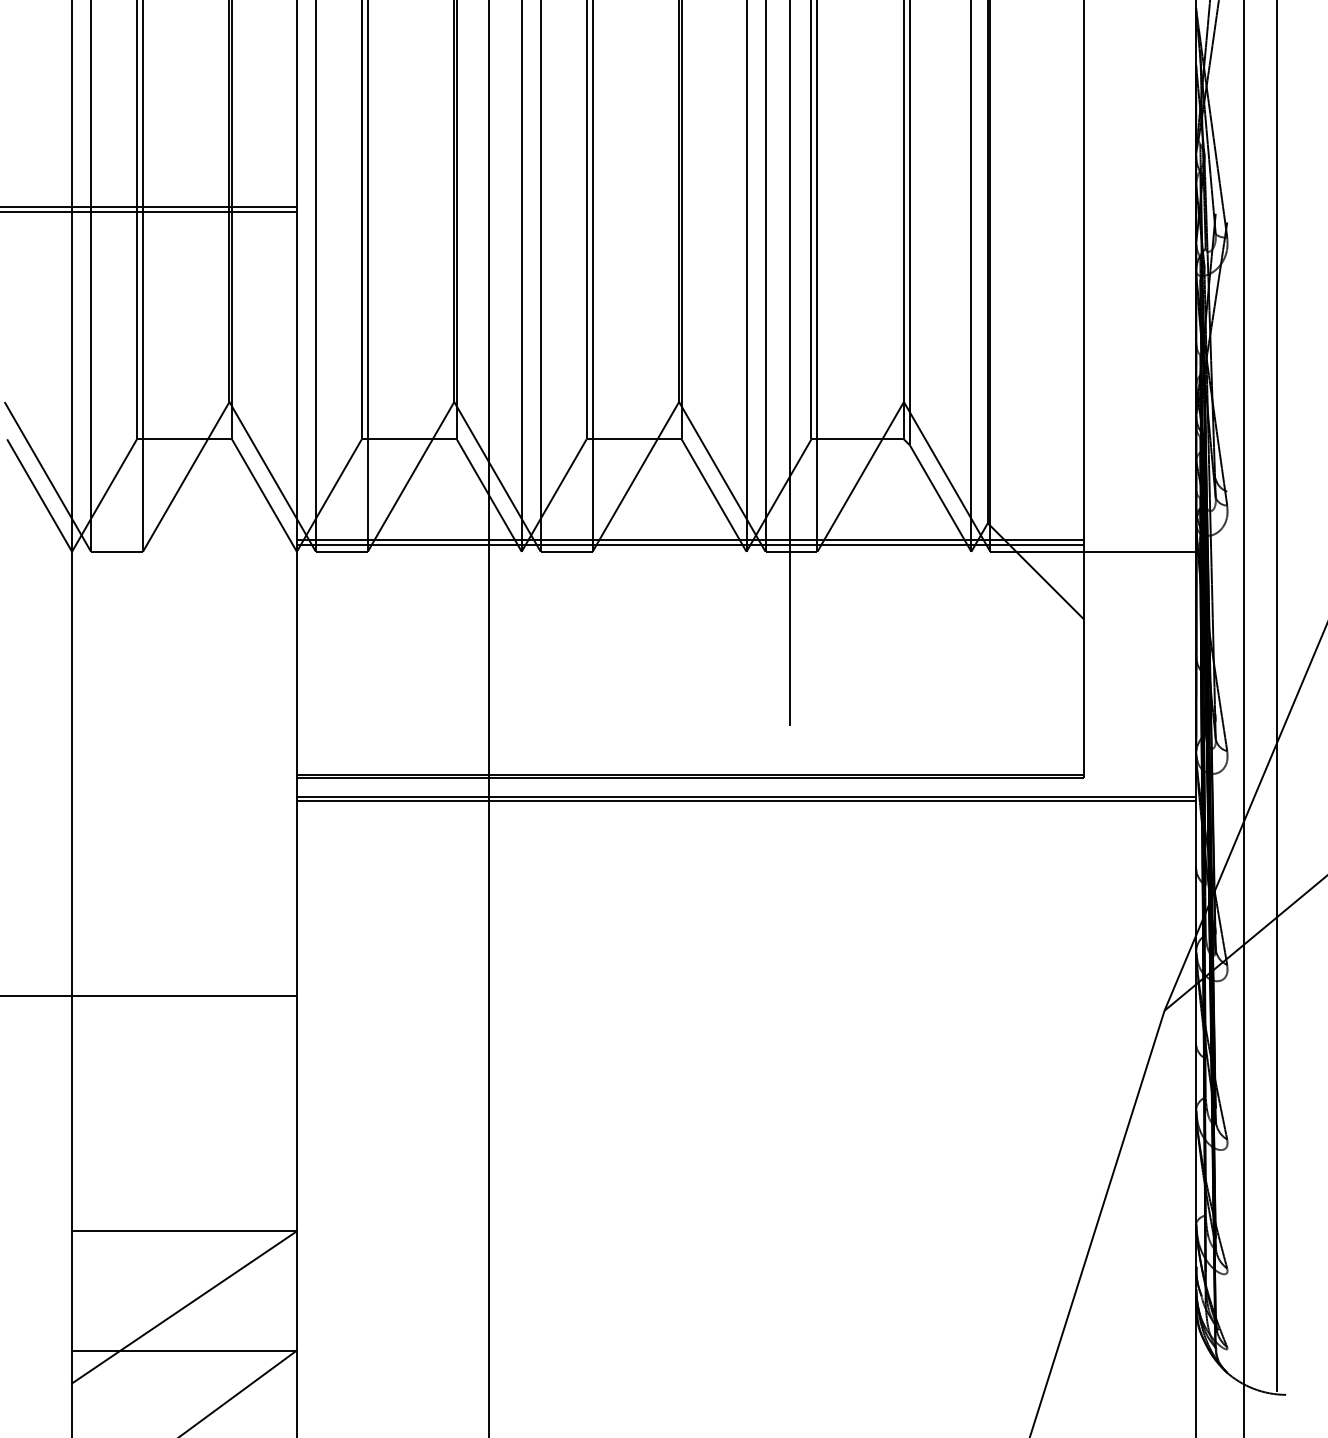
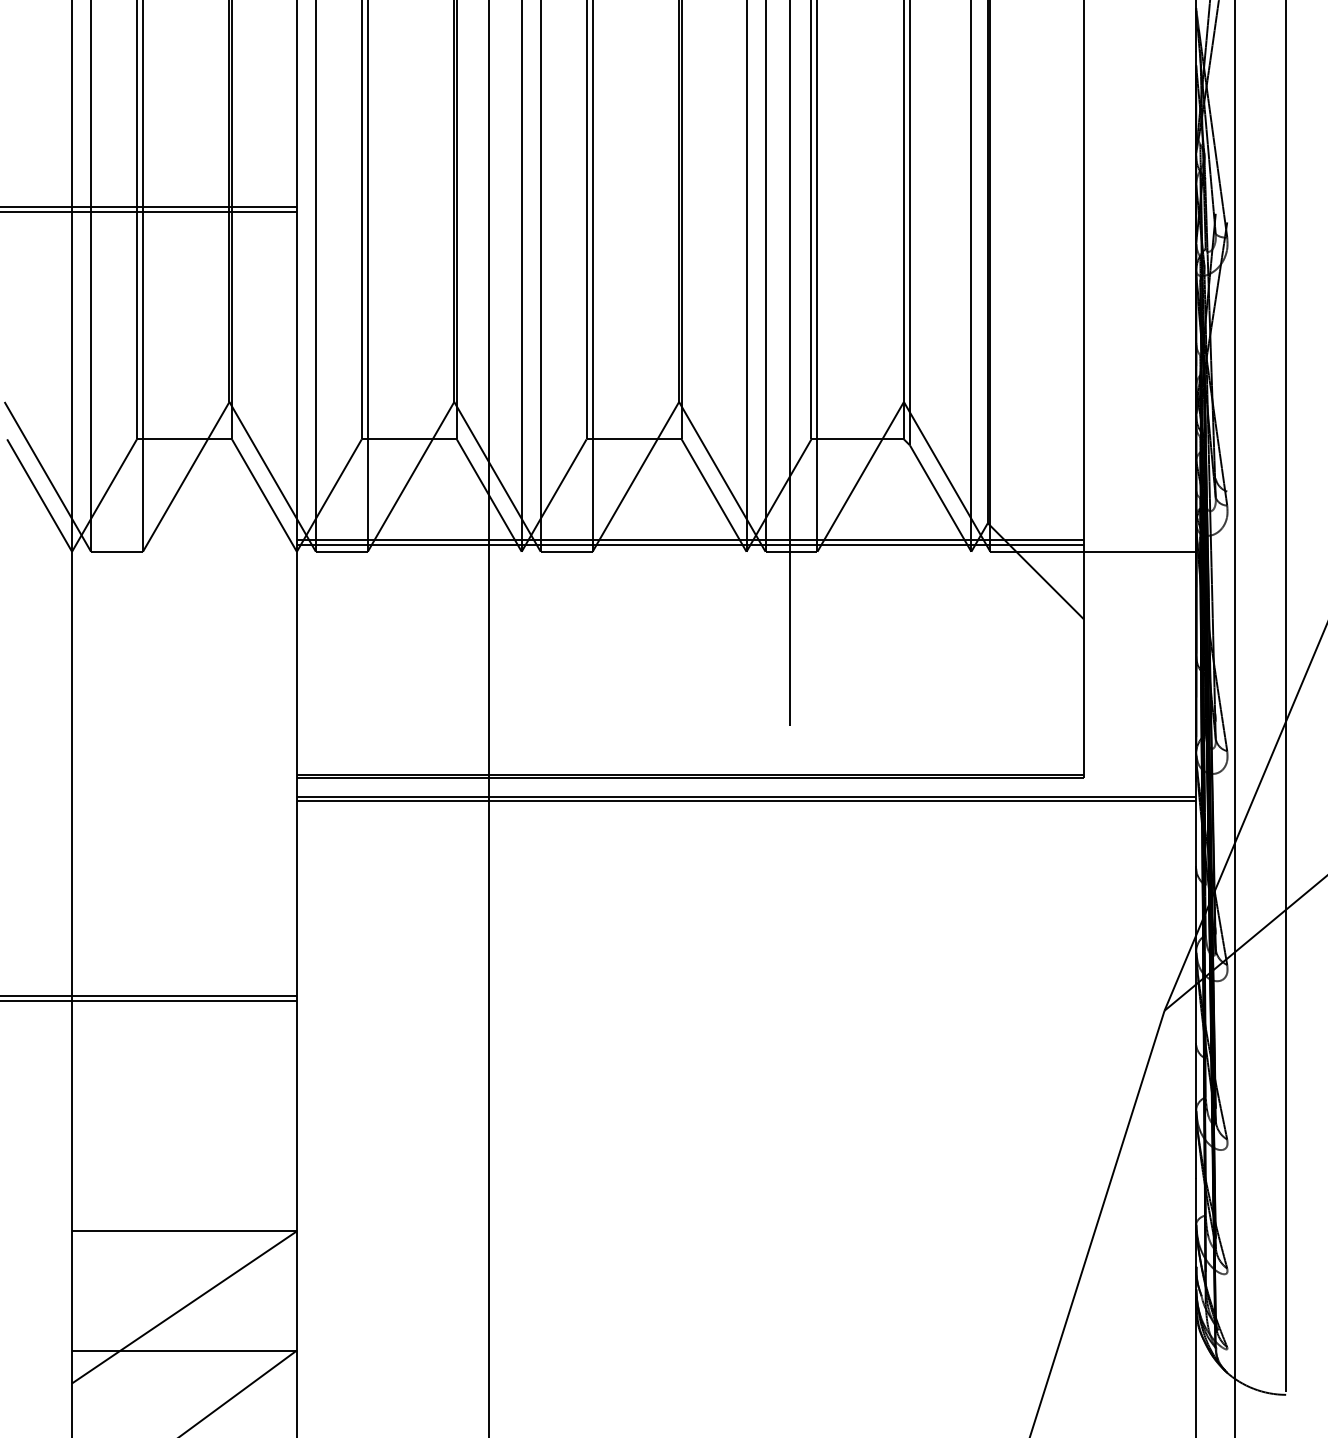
line position: (1277, 697) -> (1286, 697) (1286, 697)
line position: (1243, 718) -> (1234, 718) (1234, 718)
line: none -> present (149, 1001)
